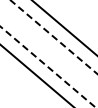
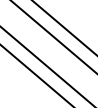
line: dashed -> solid (54, 37)
line: dashed -> solid (47, 66)
